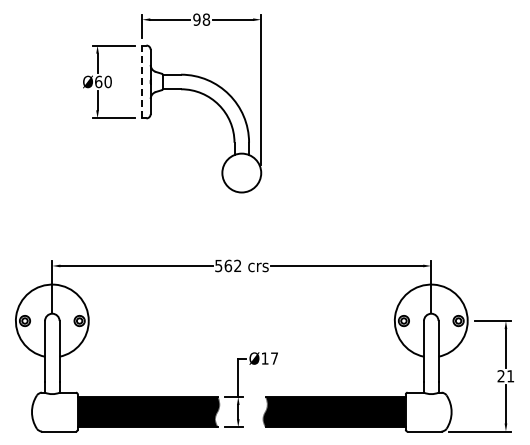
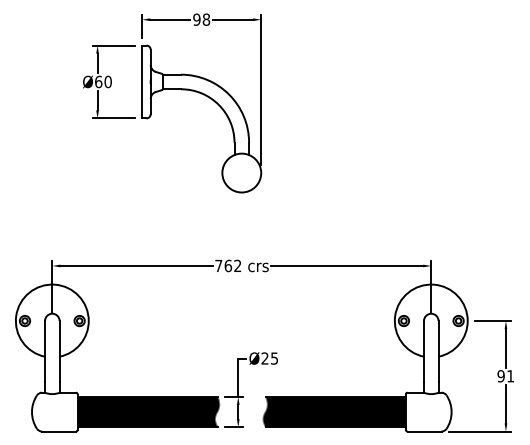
line: dashed -> solid (142, 81)
text: 562 -> 762 (218, 266)
text: Ø17 -> Ø25 (269, 358)
text: 21 -> 91 (500, 376)
